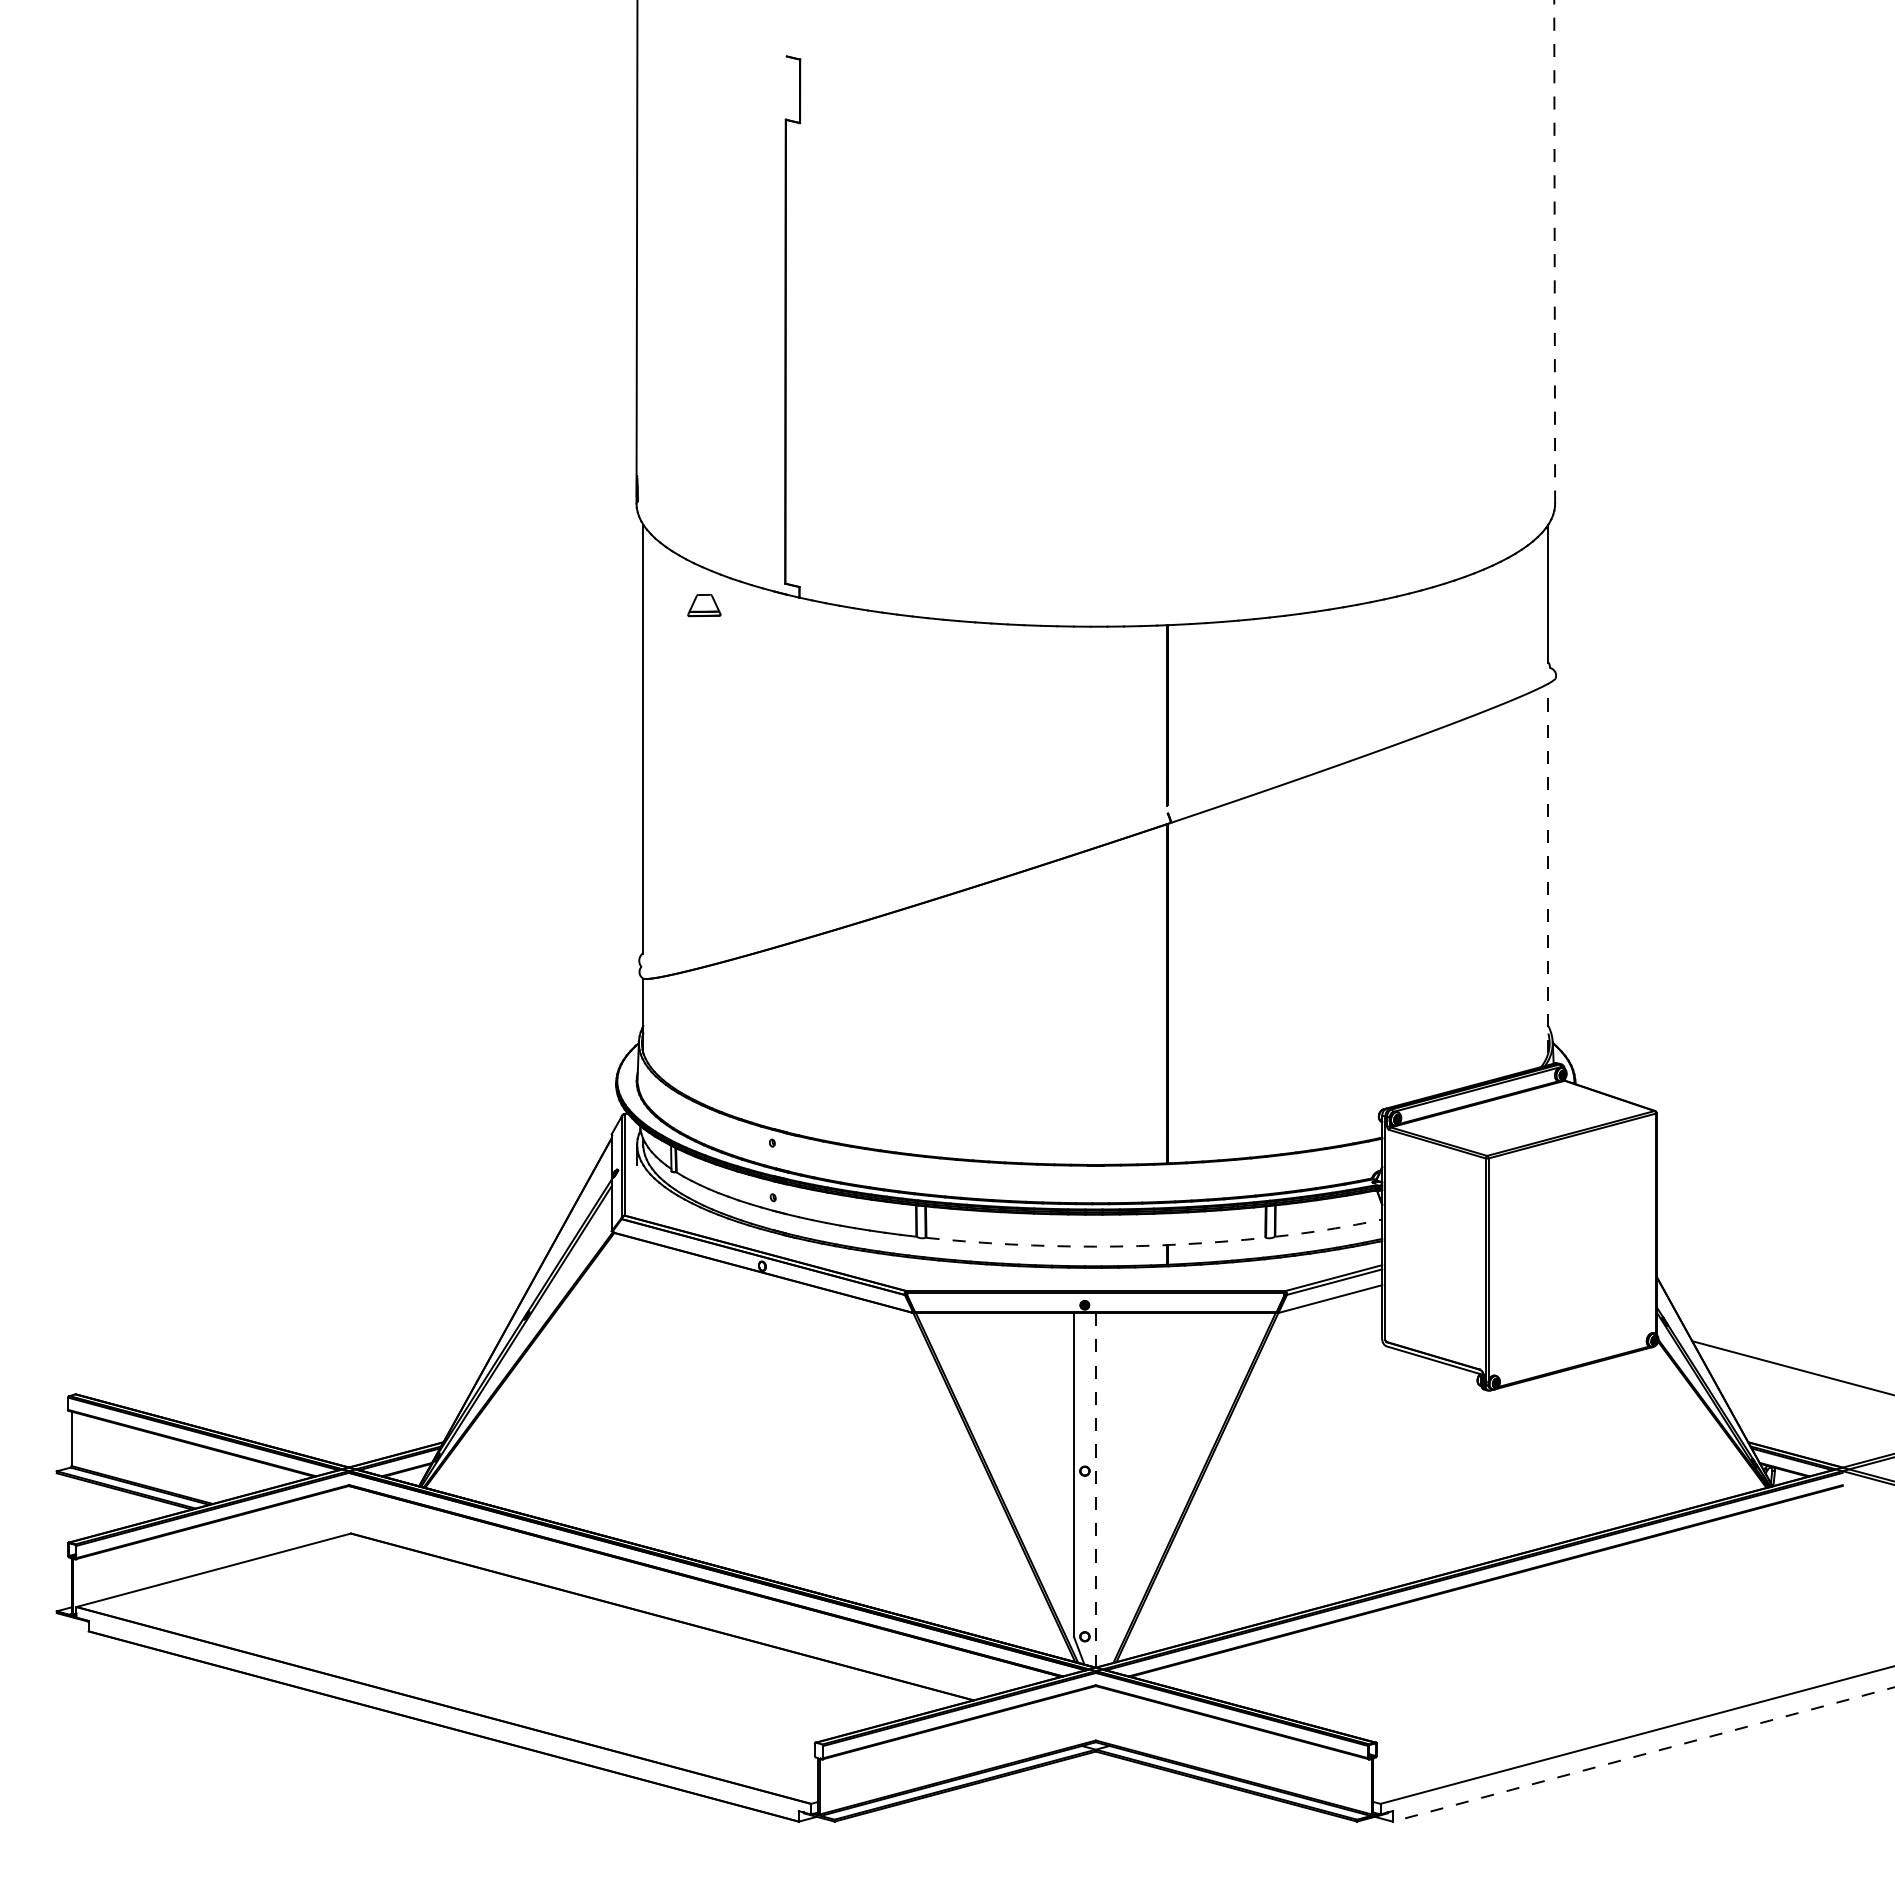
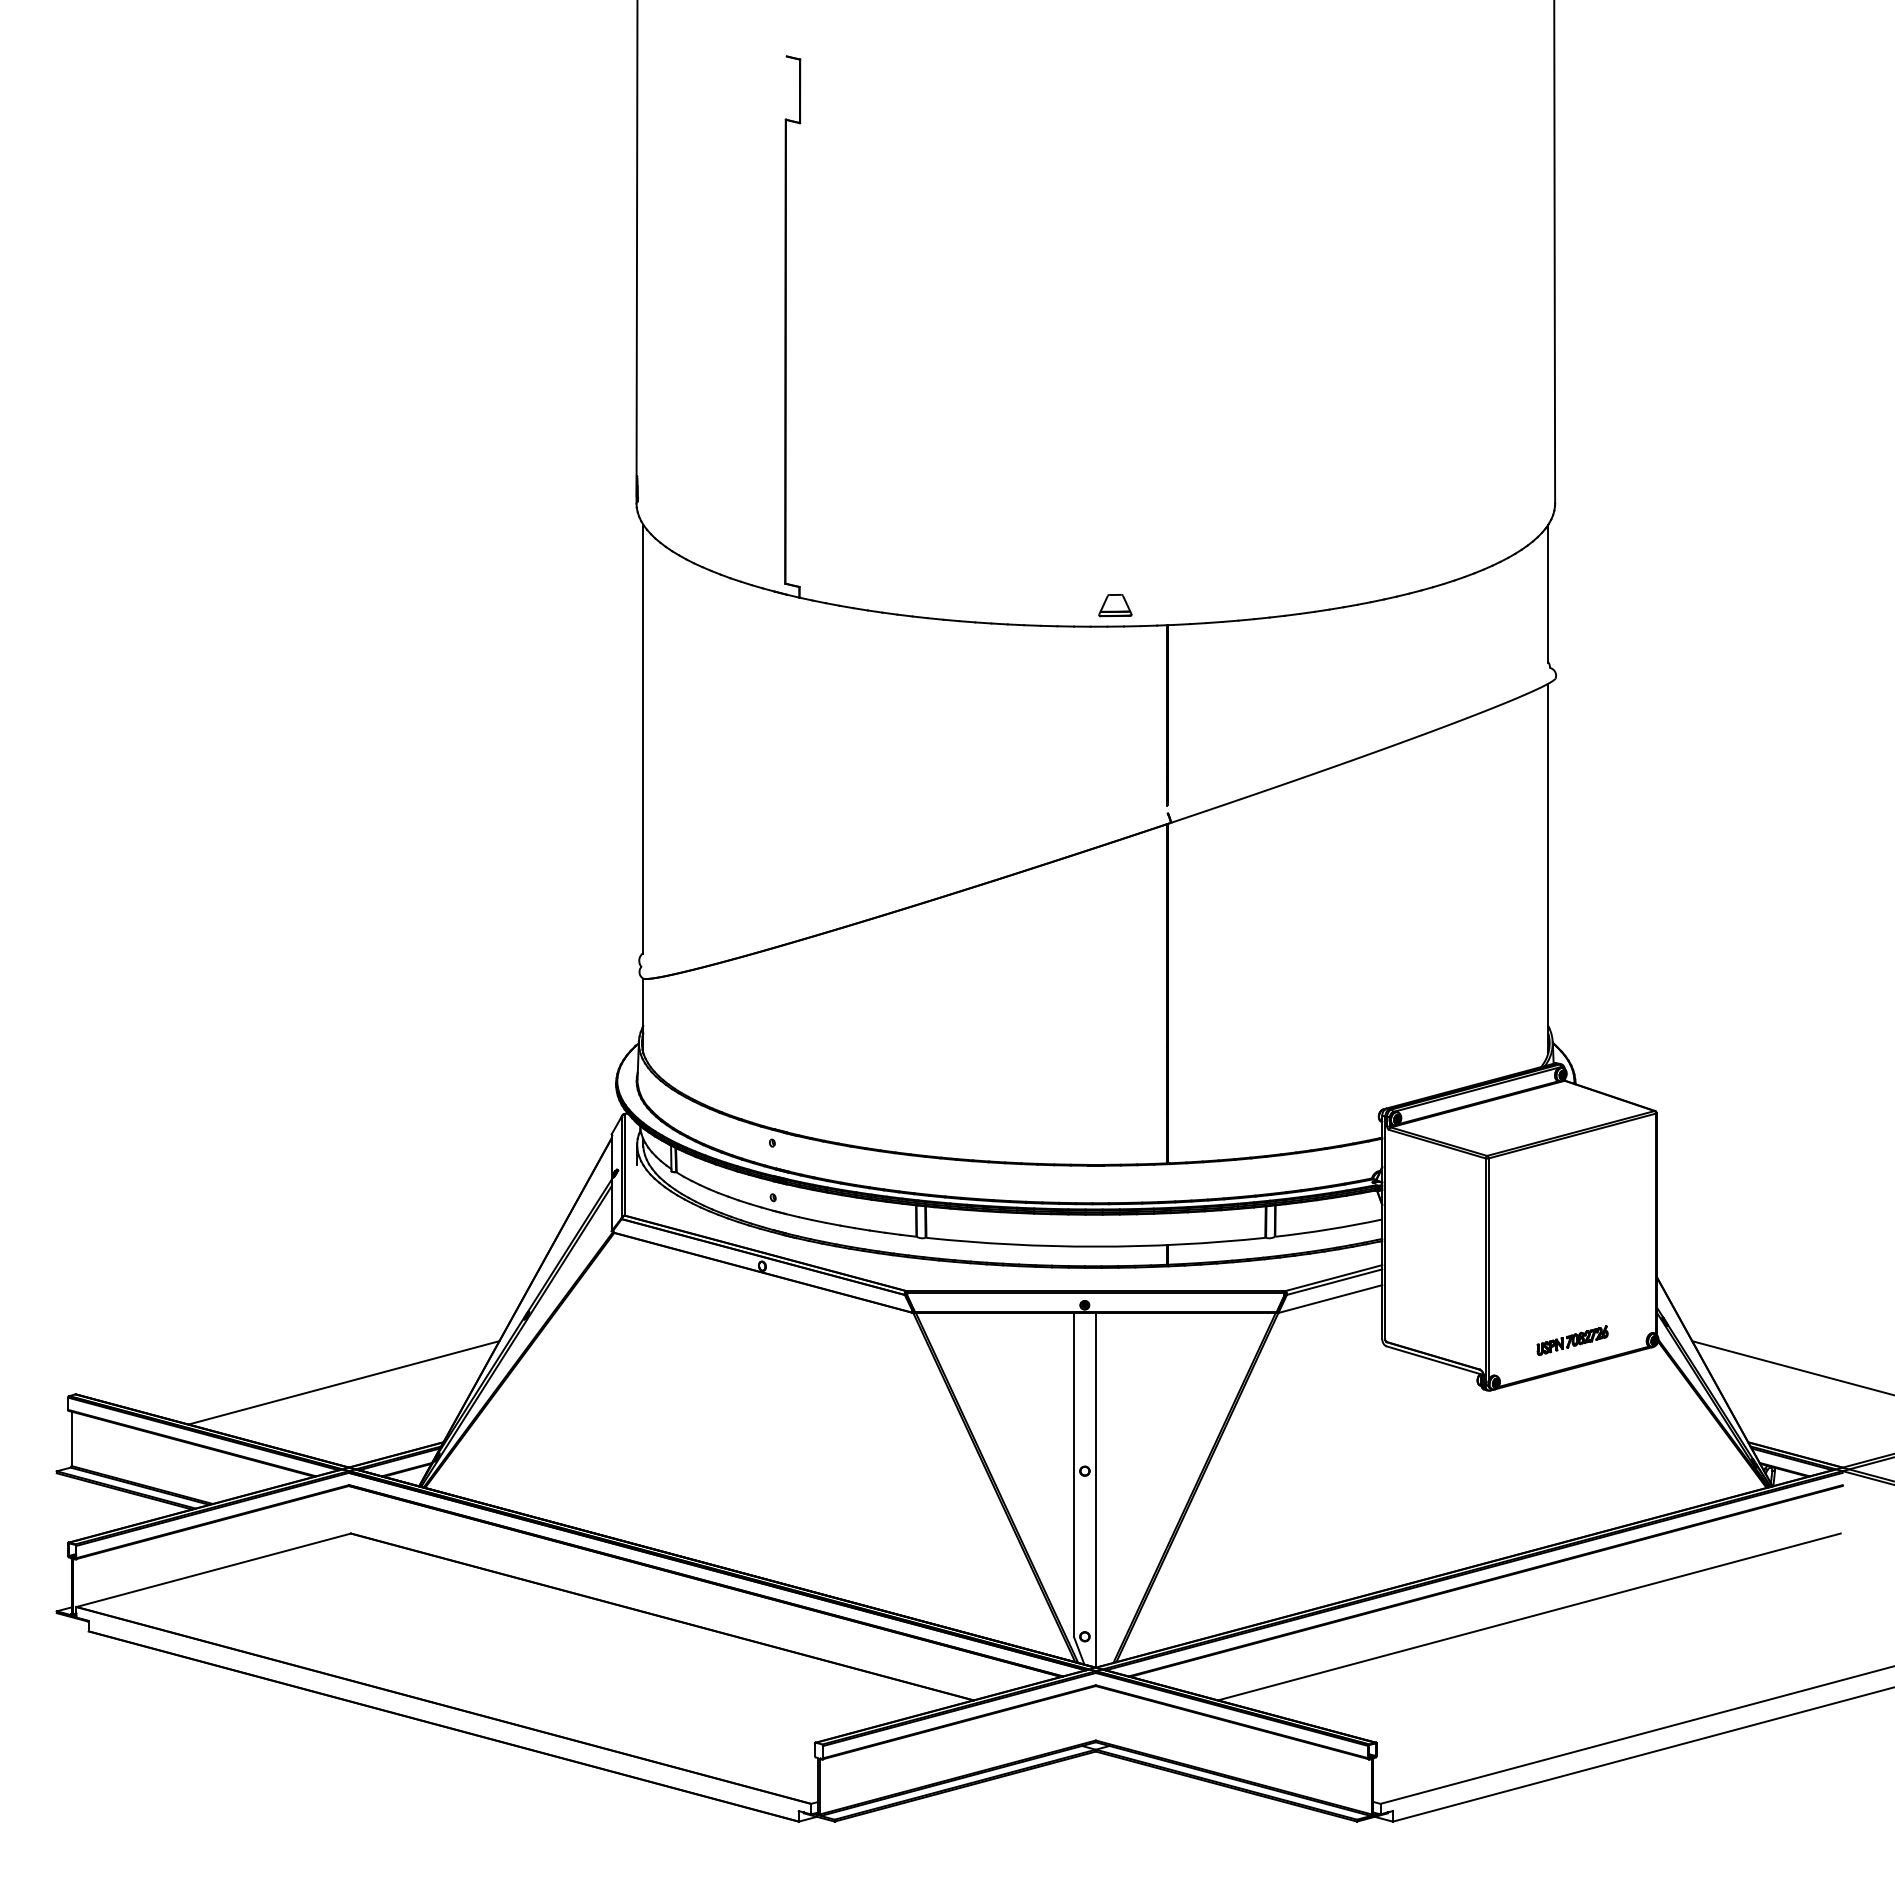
line: dashed -> solid (1554, 251)
part position: (704, 605) -> (1115, 605) (1115, 605)
line: dashed -> solid (1548, 868)
arc: dashed -> solid (1329, 1229)
arc: dashed -> solid (1095, 1246)
part: none -> present (1572, 1340)
line: none -> present (343, 1382)
line: dashed -> solid (1095, 1489)
line: none -> present (1529, 1616)
line: dashed -> solid (1643, 1754)
